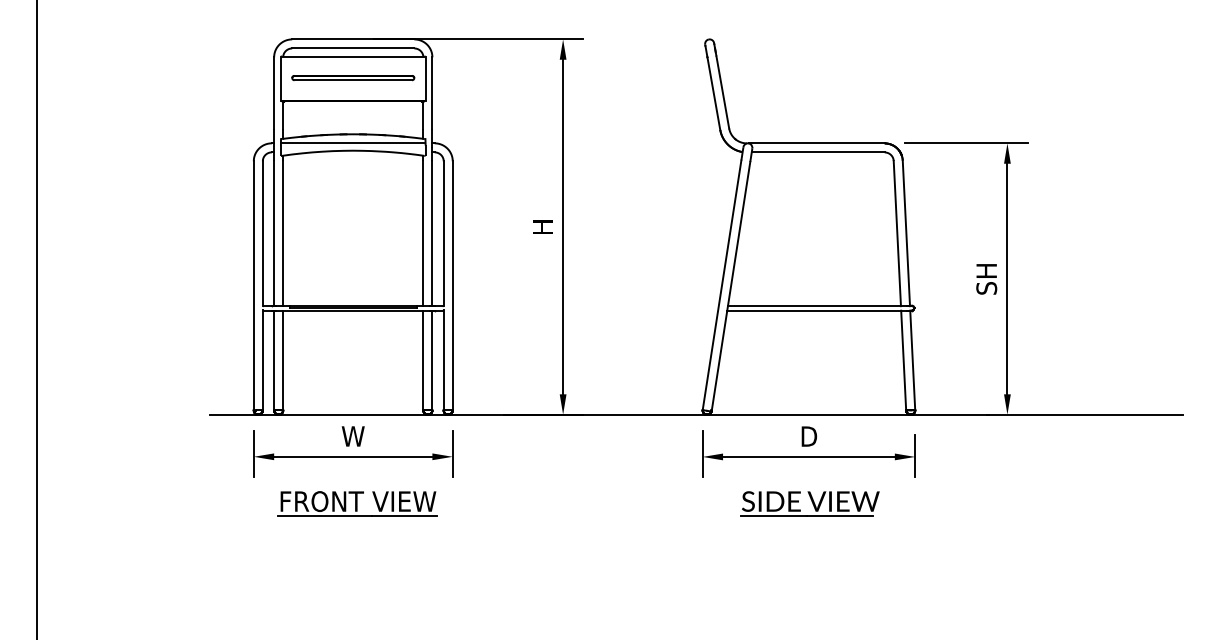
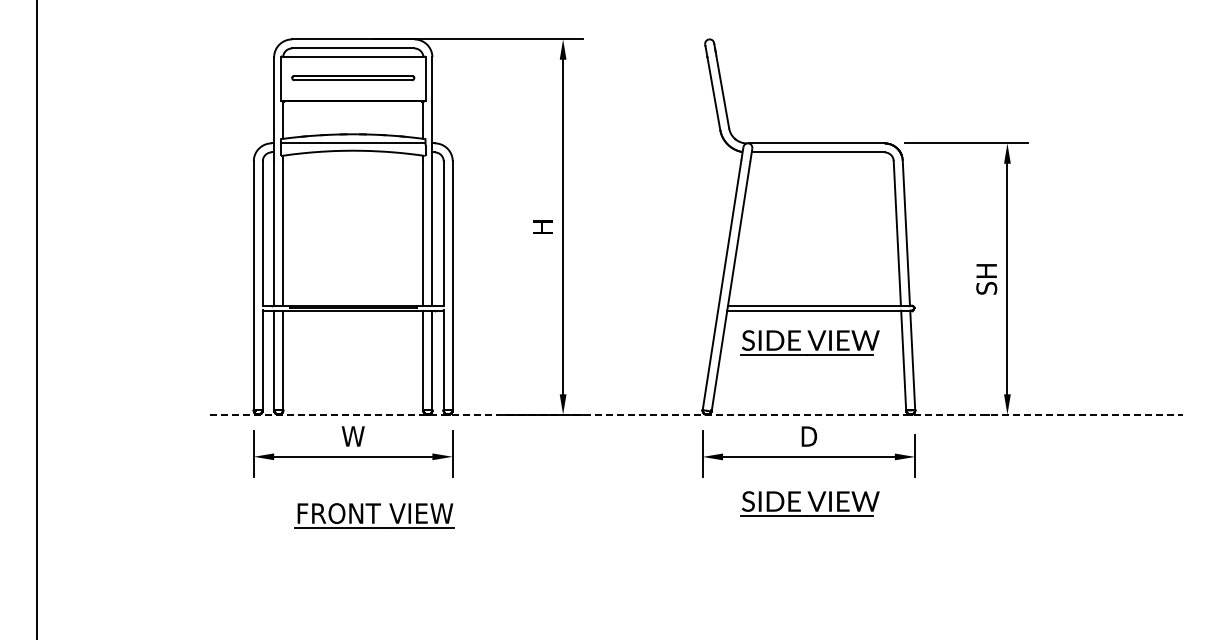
part: none -> present (809, 342)
line: solid -> dashed (696, 414)
part position: (357, 503) -> (374, 515) (374, 515)
